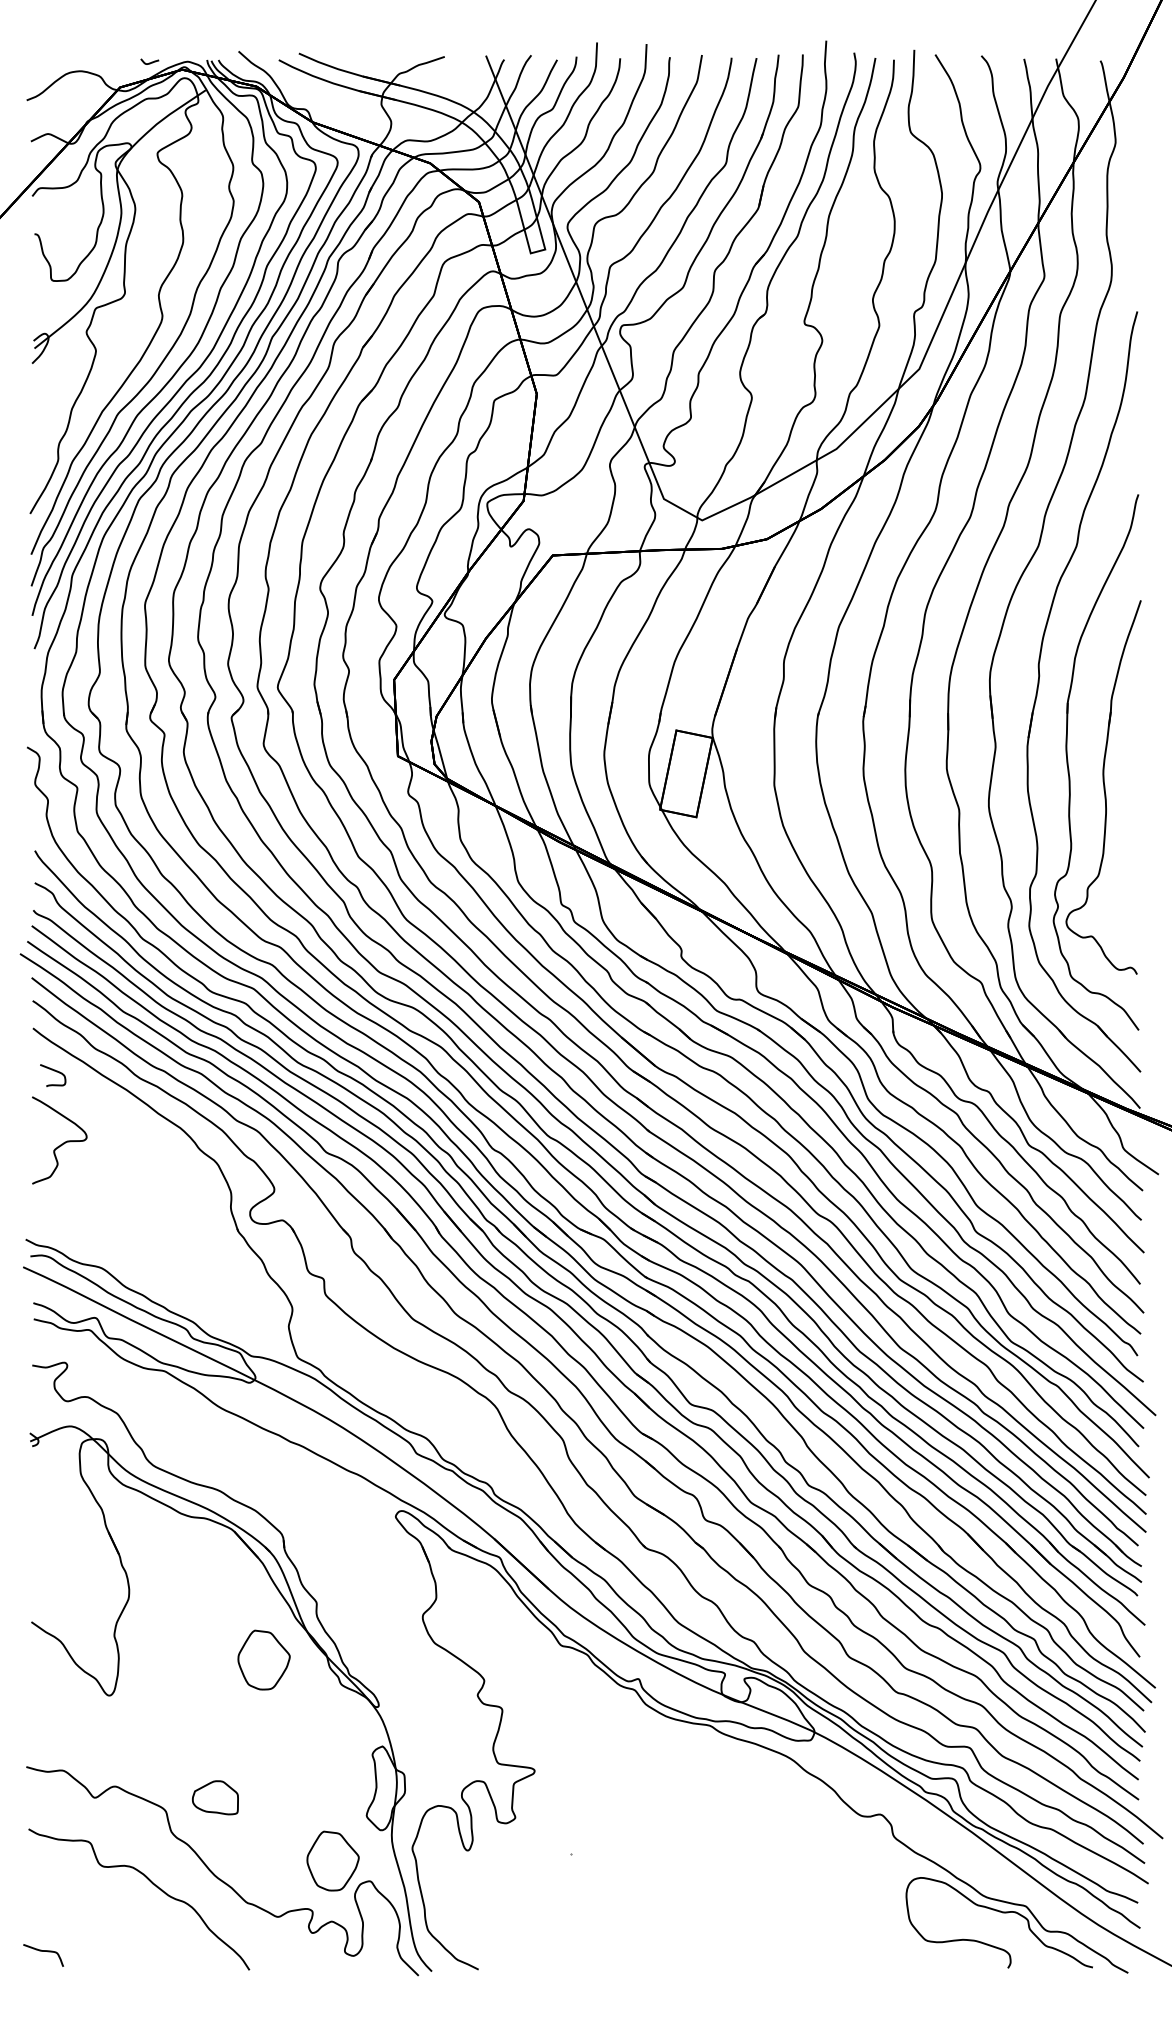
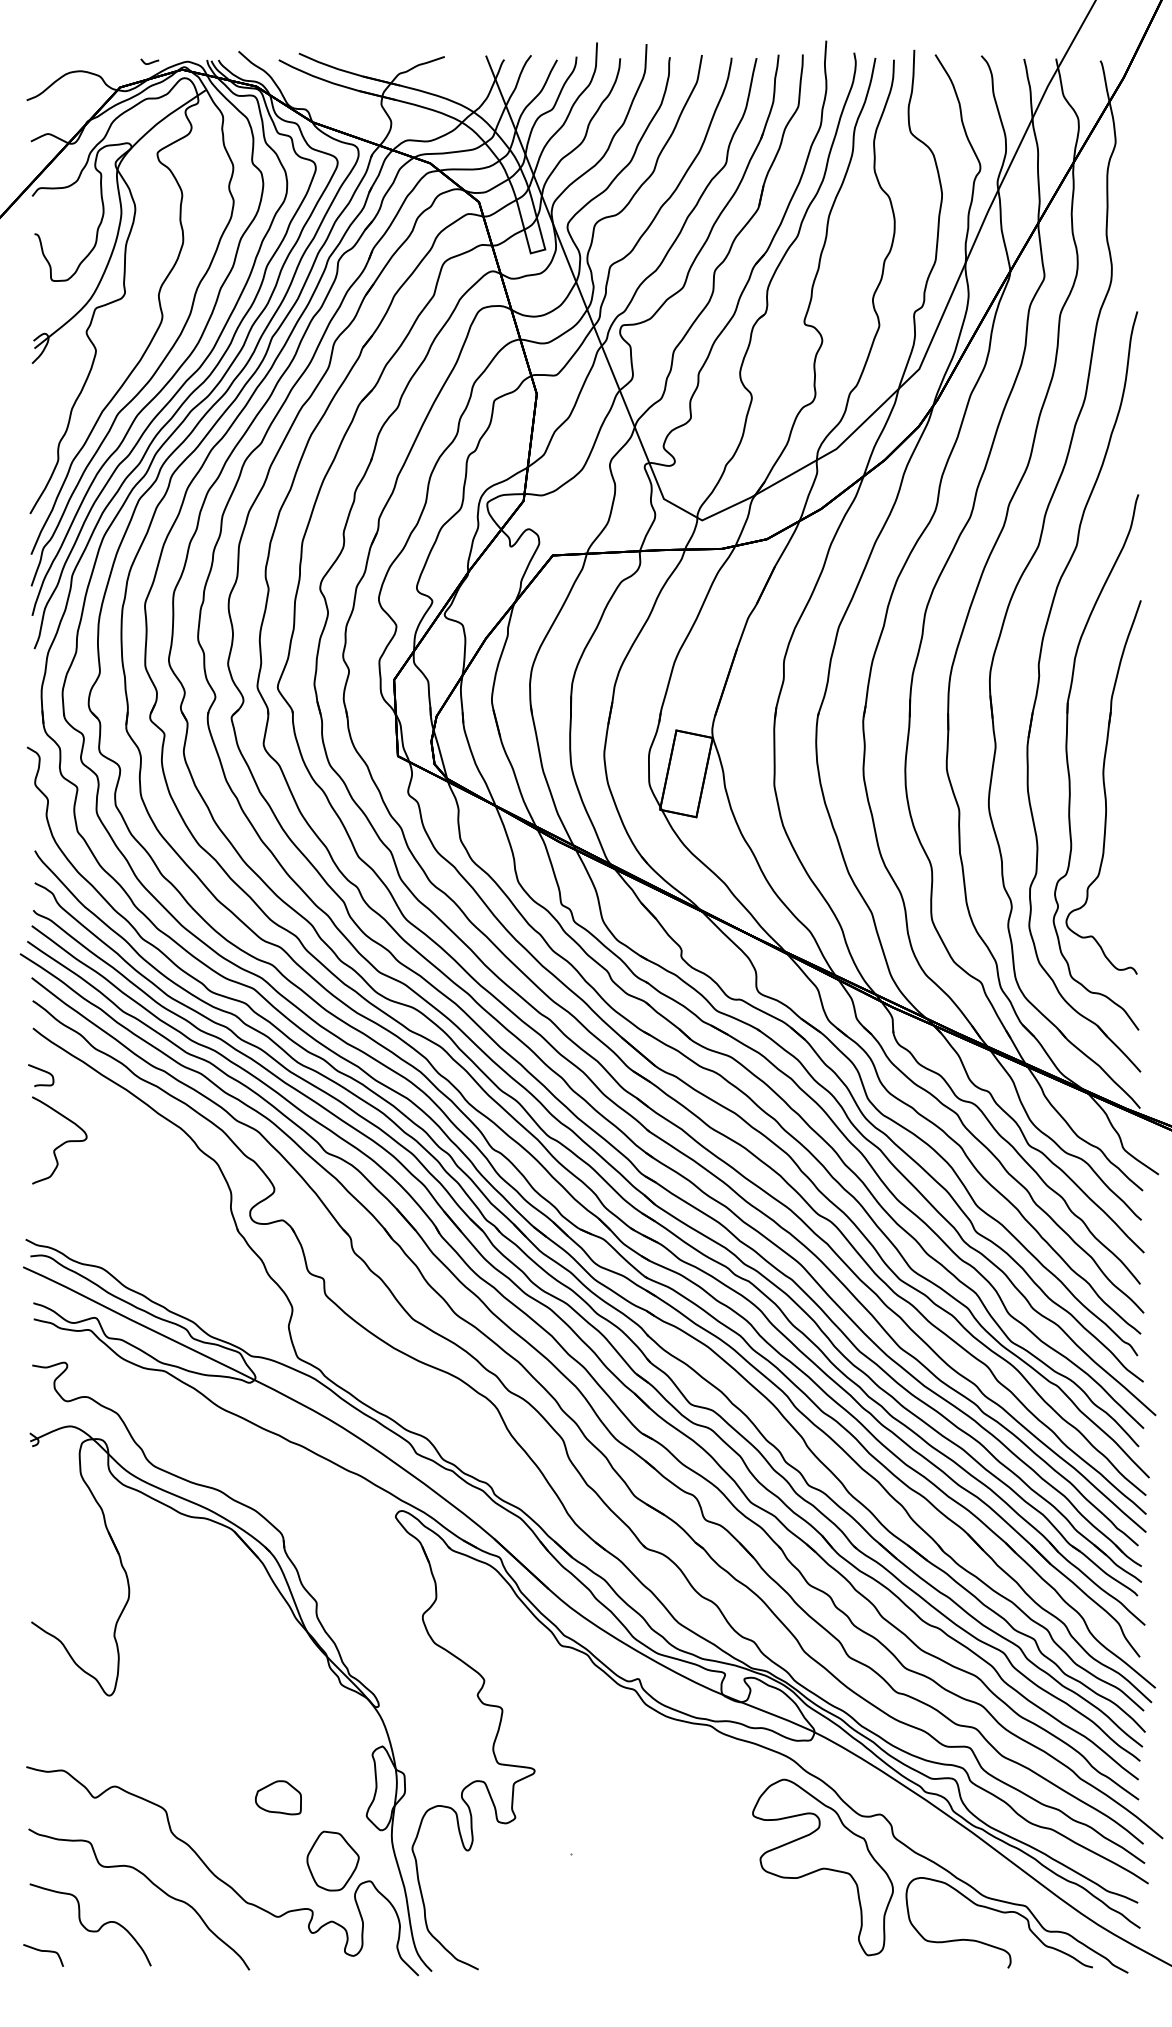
curve position: (54, 1071) -> (42, 1071) (42, 1071)
part: present -> none (263, 1659)
part position: (215, 1797) -> (278, 1797) (278, 1797)
part: none -> present (822, 1867)
curve: none -> present (86, 1927)
